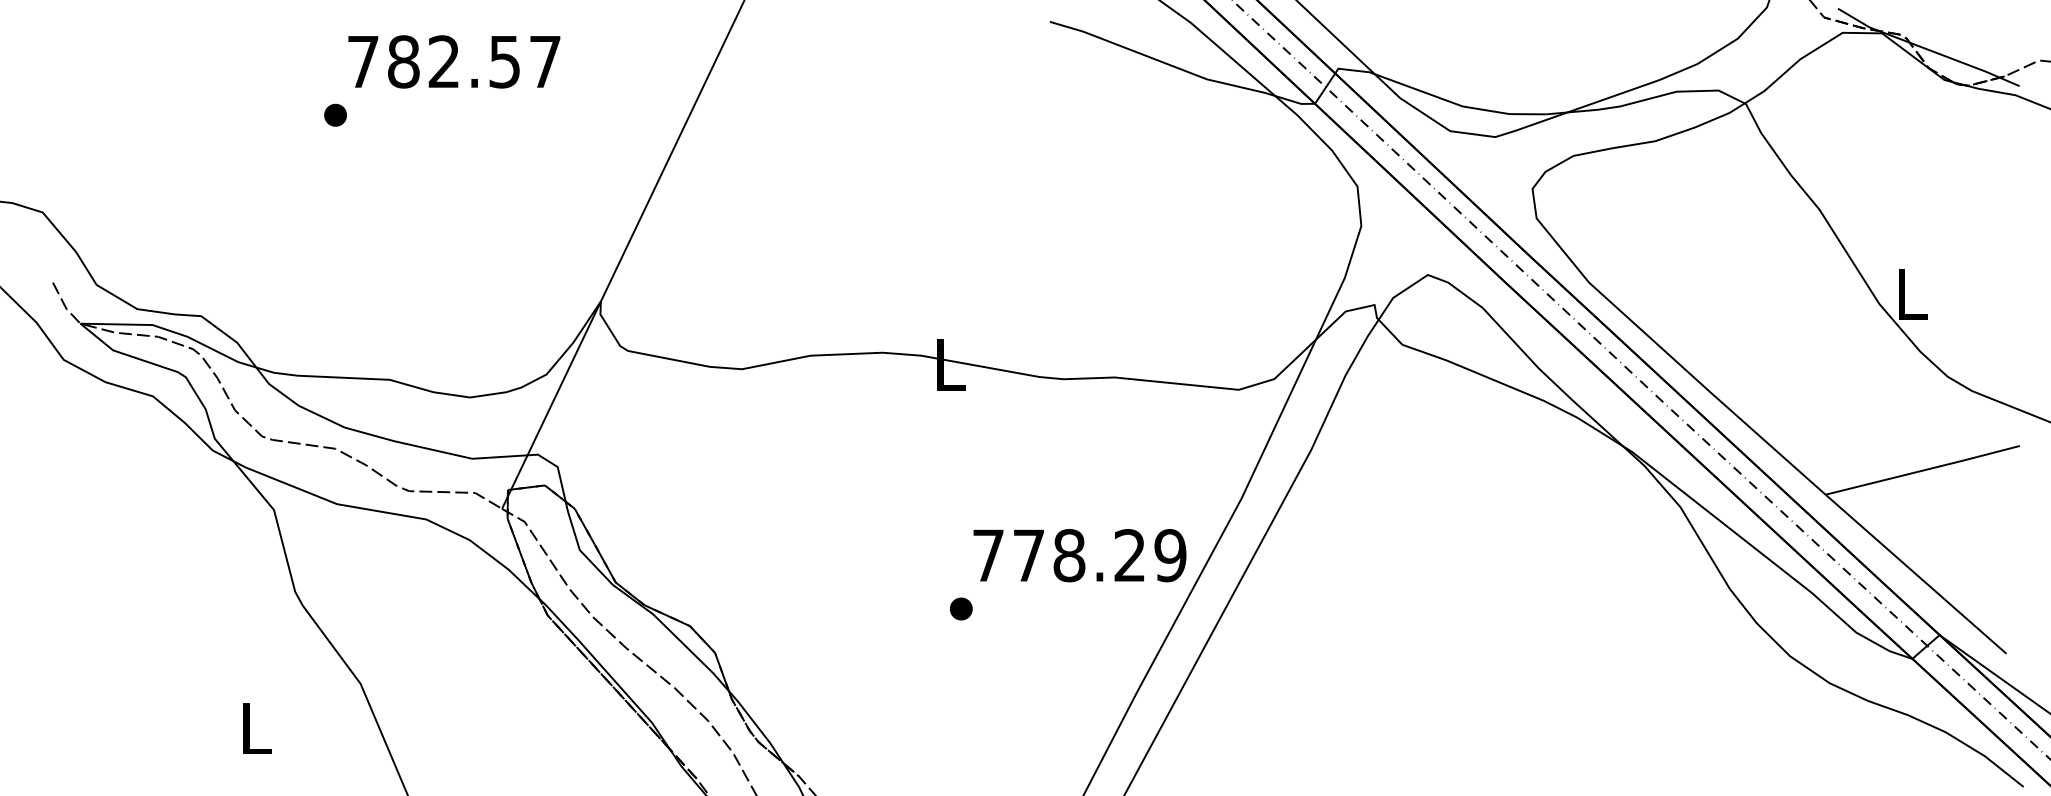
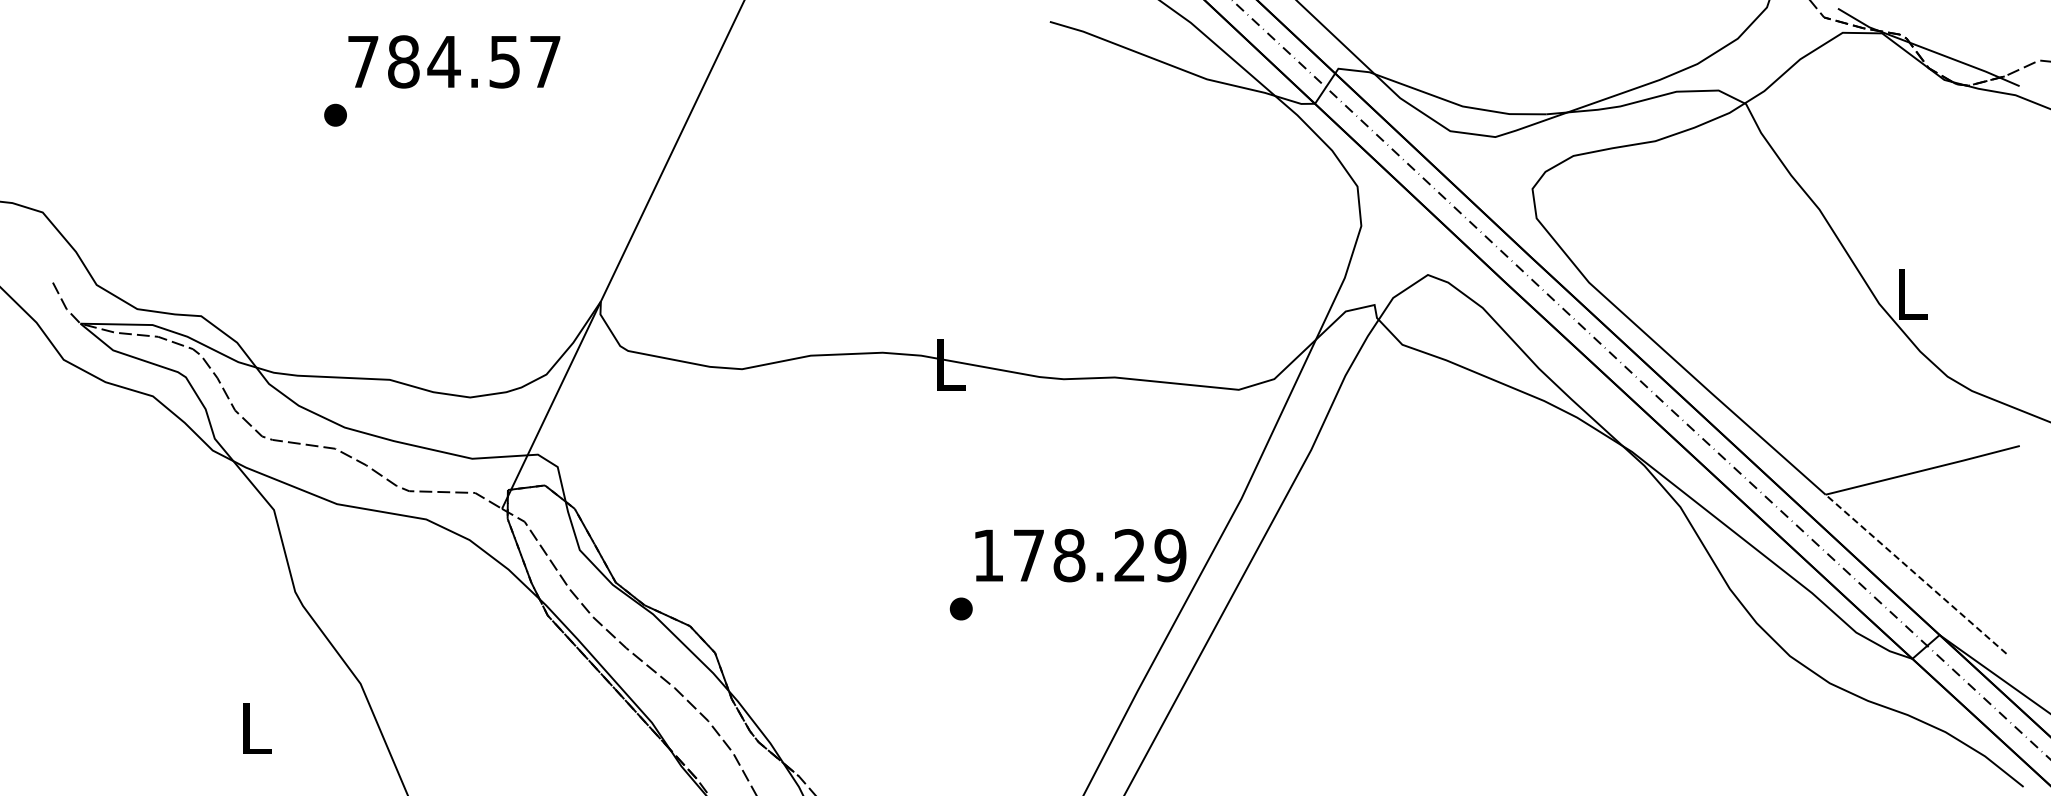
text: 782.57 -> 784.57 (443, 61)
text: 778.29 -> 178.29 (988, 555)
line: solid -> dashed (1915, 573)
